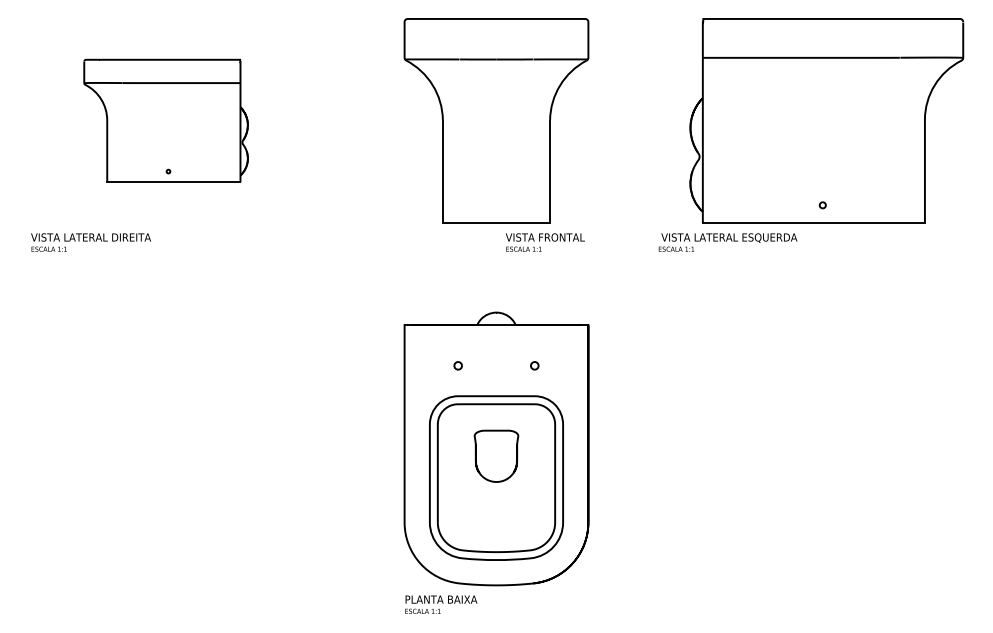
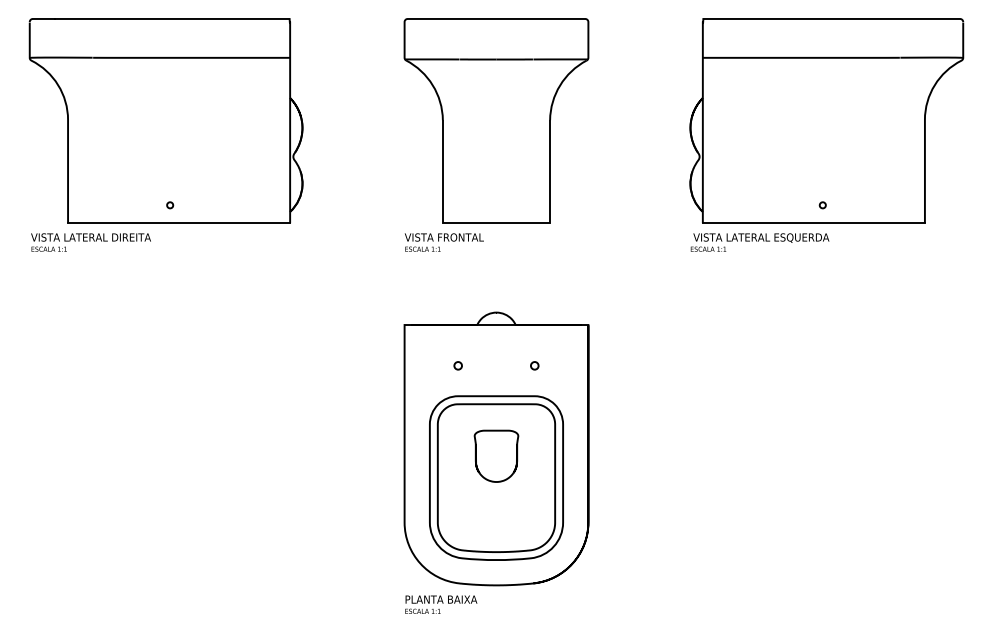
part size: 166x125 px -> 276x206 px (165, 120)
text position: (544, 242) -> (443, 242) (443, 242)
text position: (727, 242) -> (759, 242) (759, 242)
